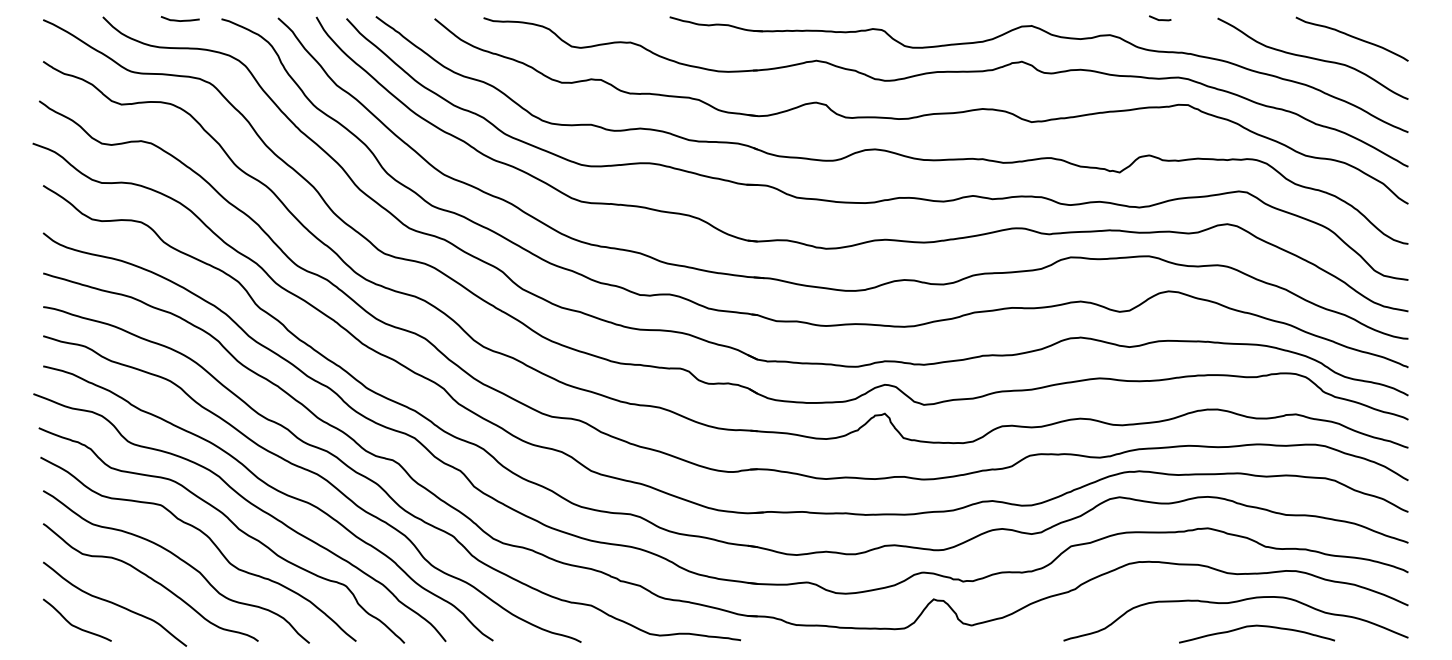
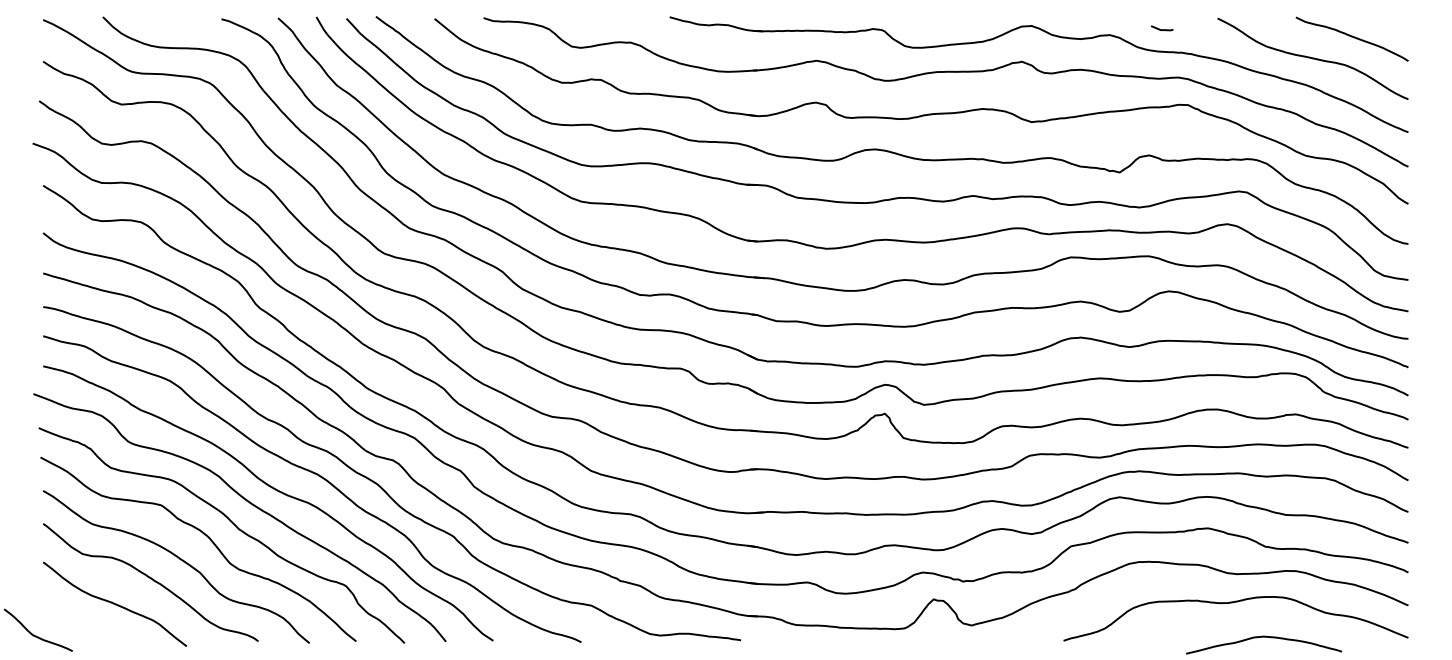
line position: (1160, 19) -> (1162, 29) (1162, 29)
curve: present -> none (179, 20)
curve position: (75, 625) -> (36, 635) (36, 635)
curve position: (1257, 626) -> (1264, 637) (1264, 637)
